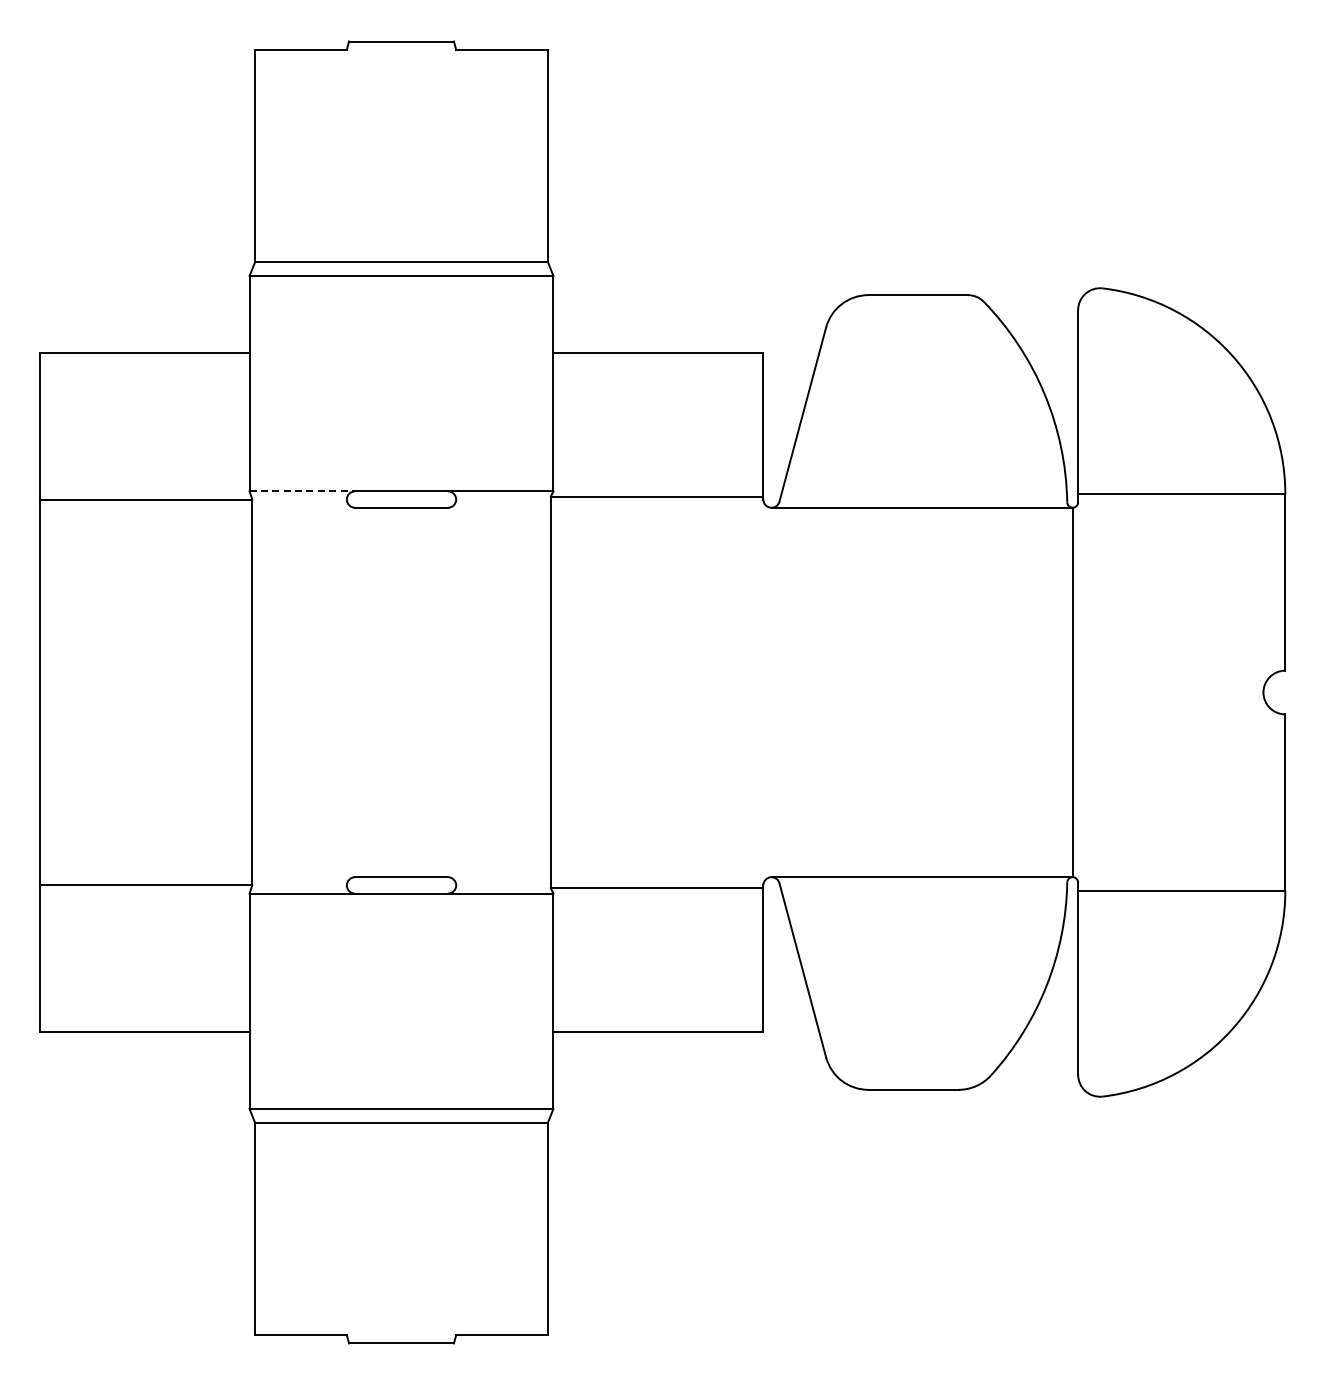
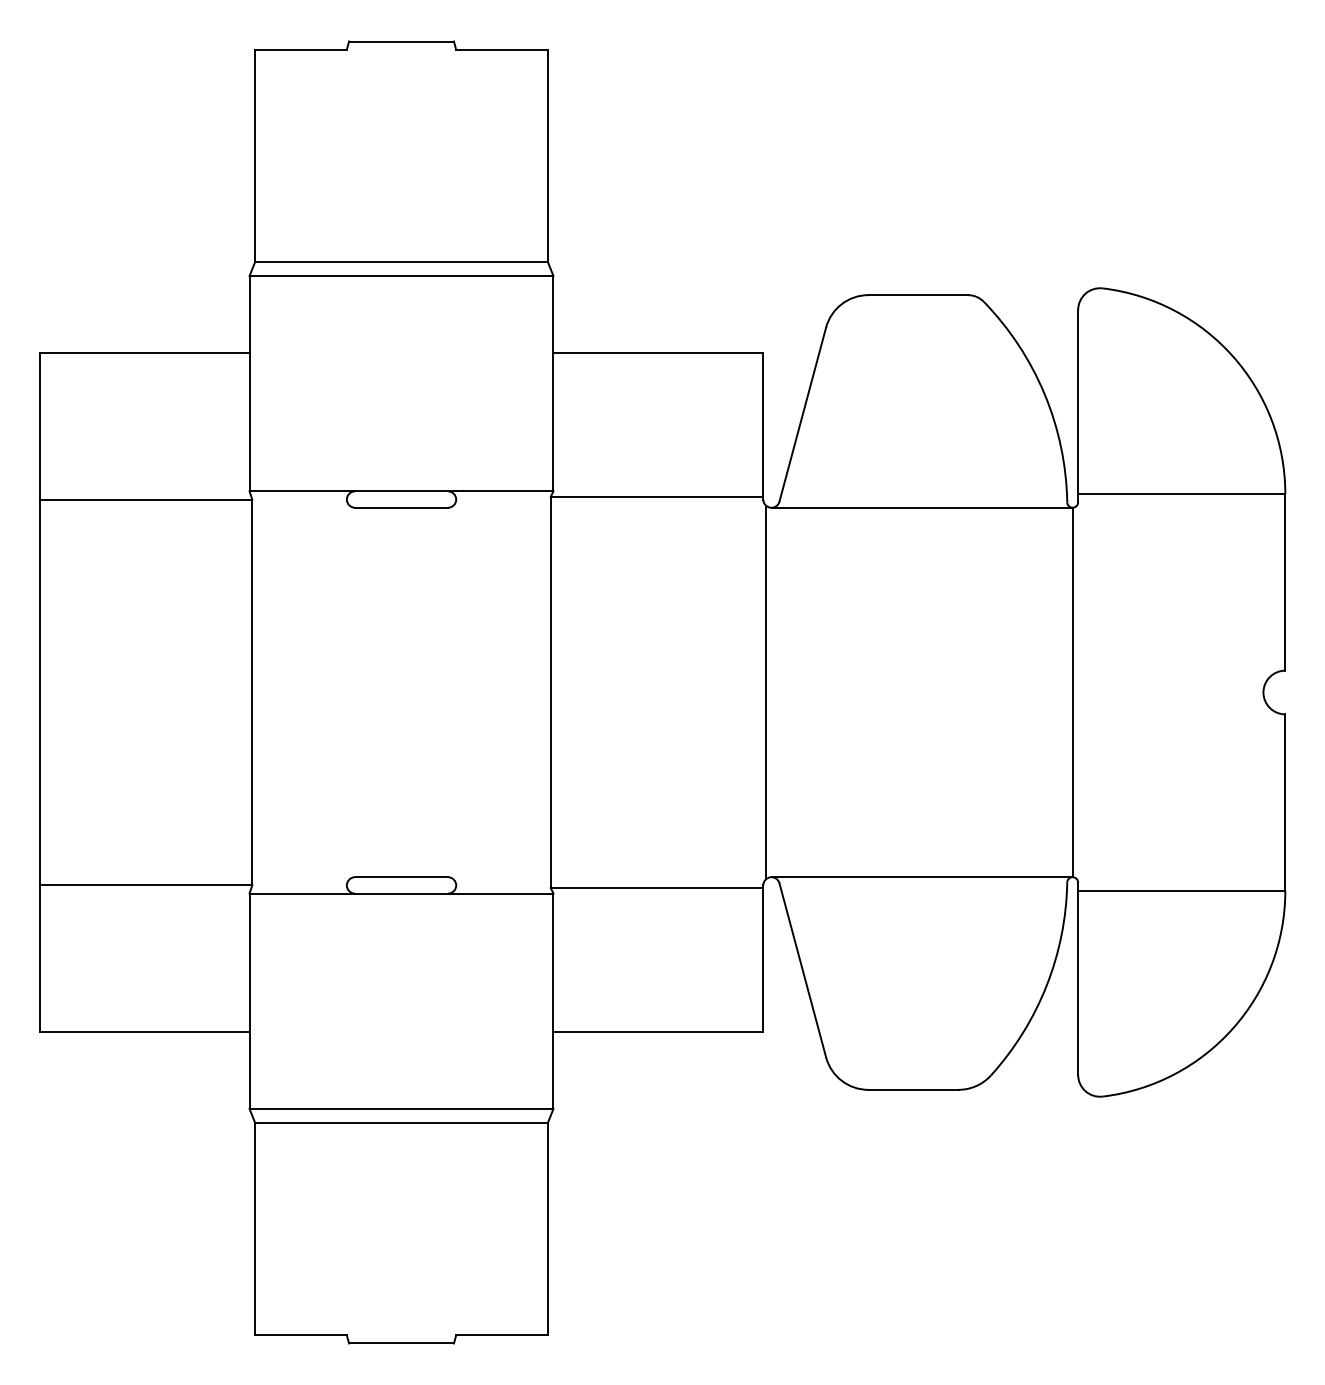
line: dashed -> solid (302, 491)
line: none -> present (766, 692)
